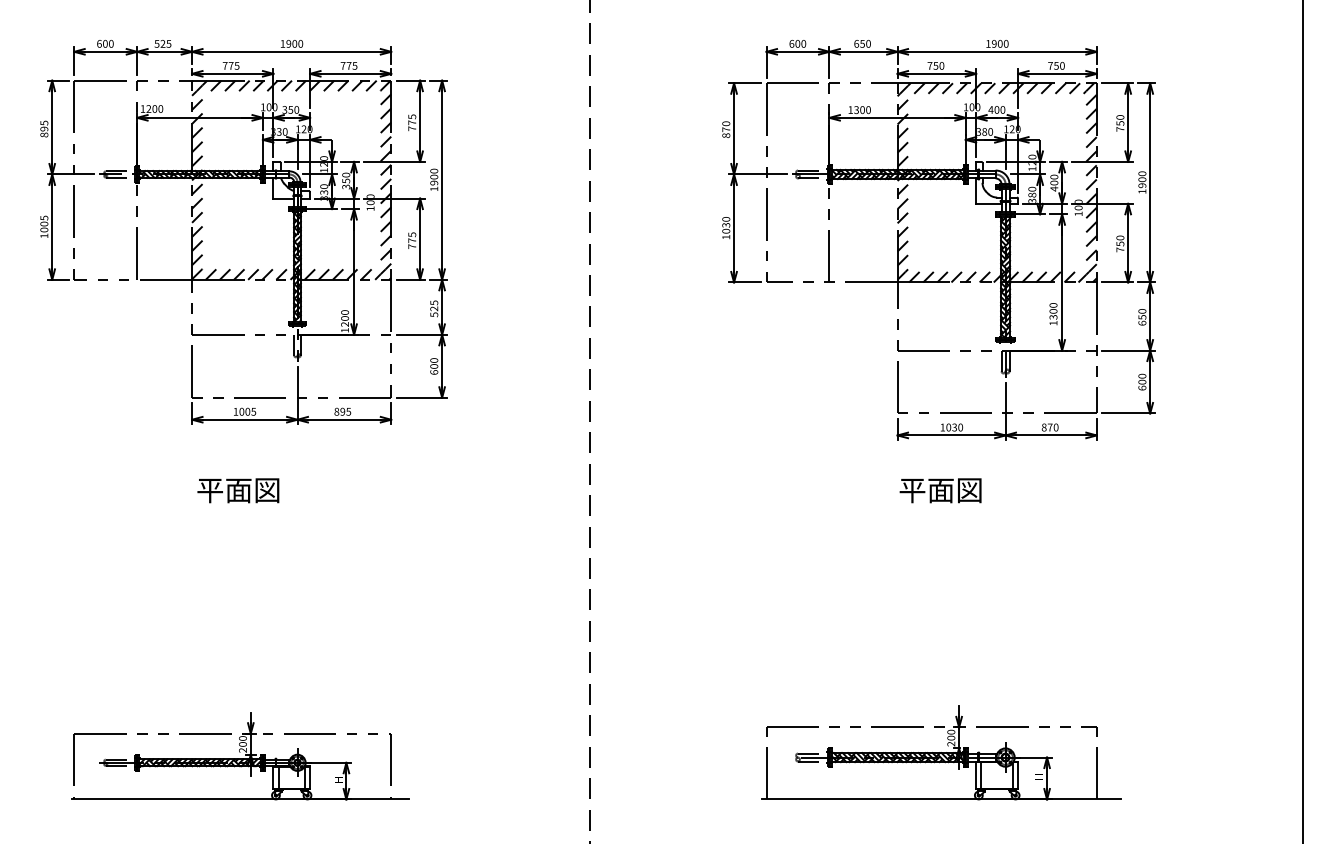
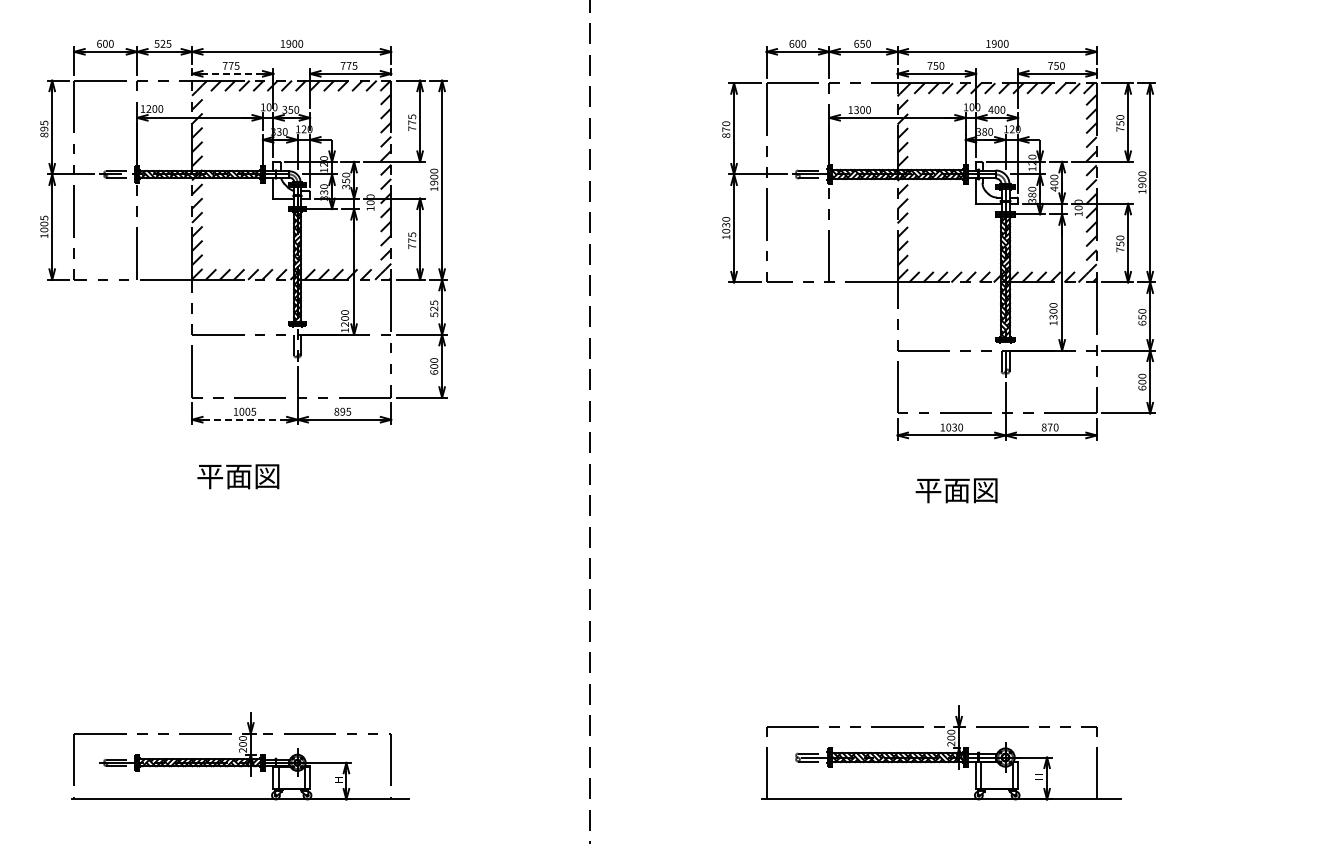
line: solid -> dashed (232, 73)
line: solid -> dashed (245, 419)
line: present -> none (1302, 421)
text position: (238, 490) -> (238, 476) (238, 476)
text position: (940, 490) -> (956, 490) (956, 490)
